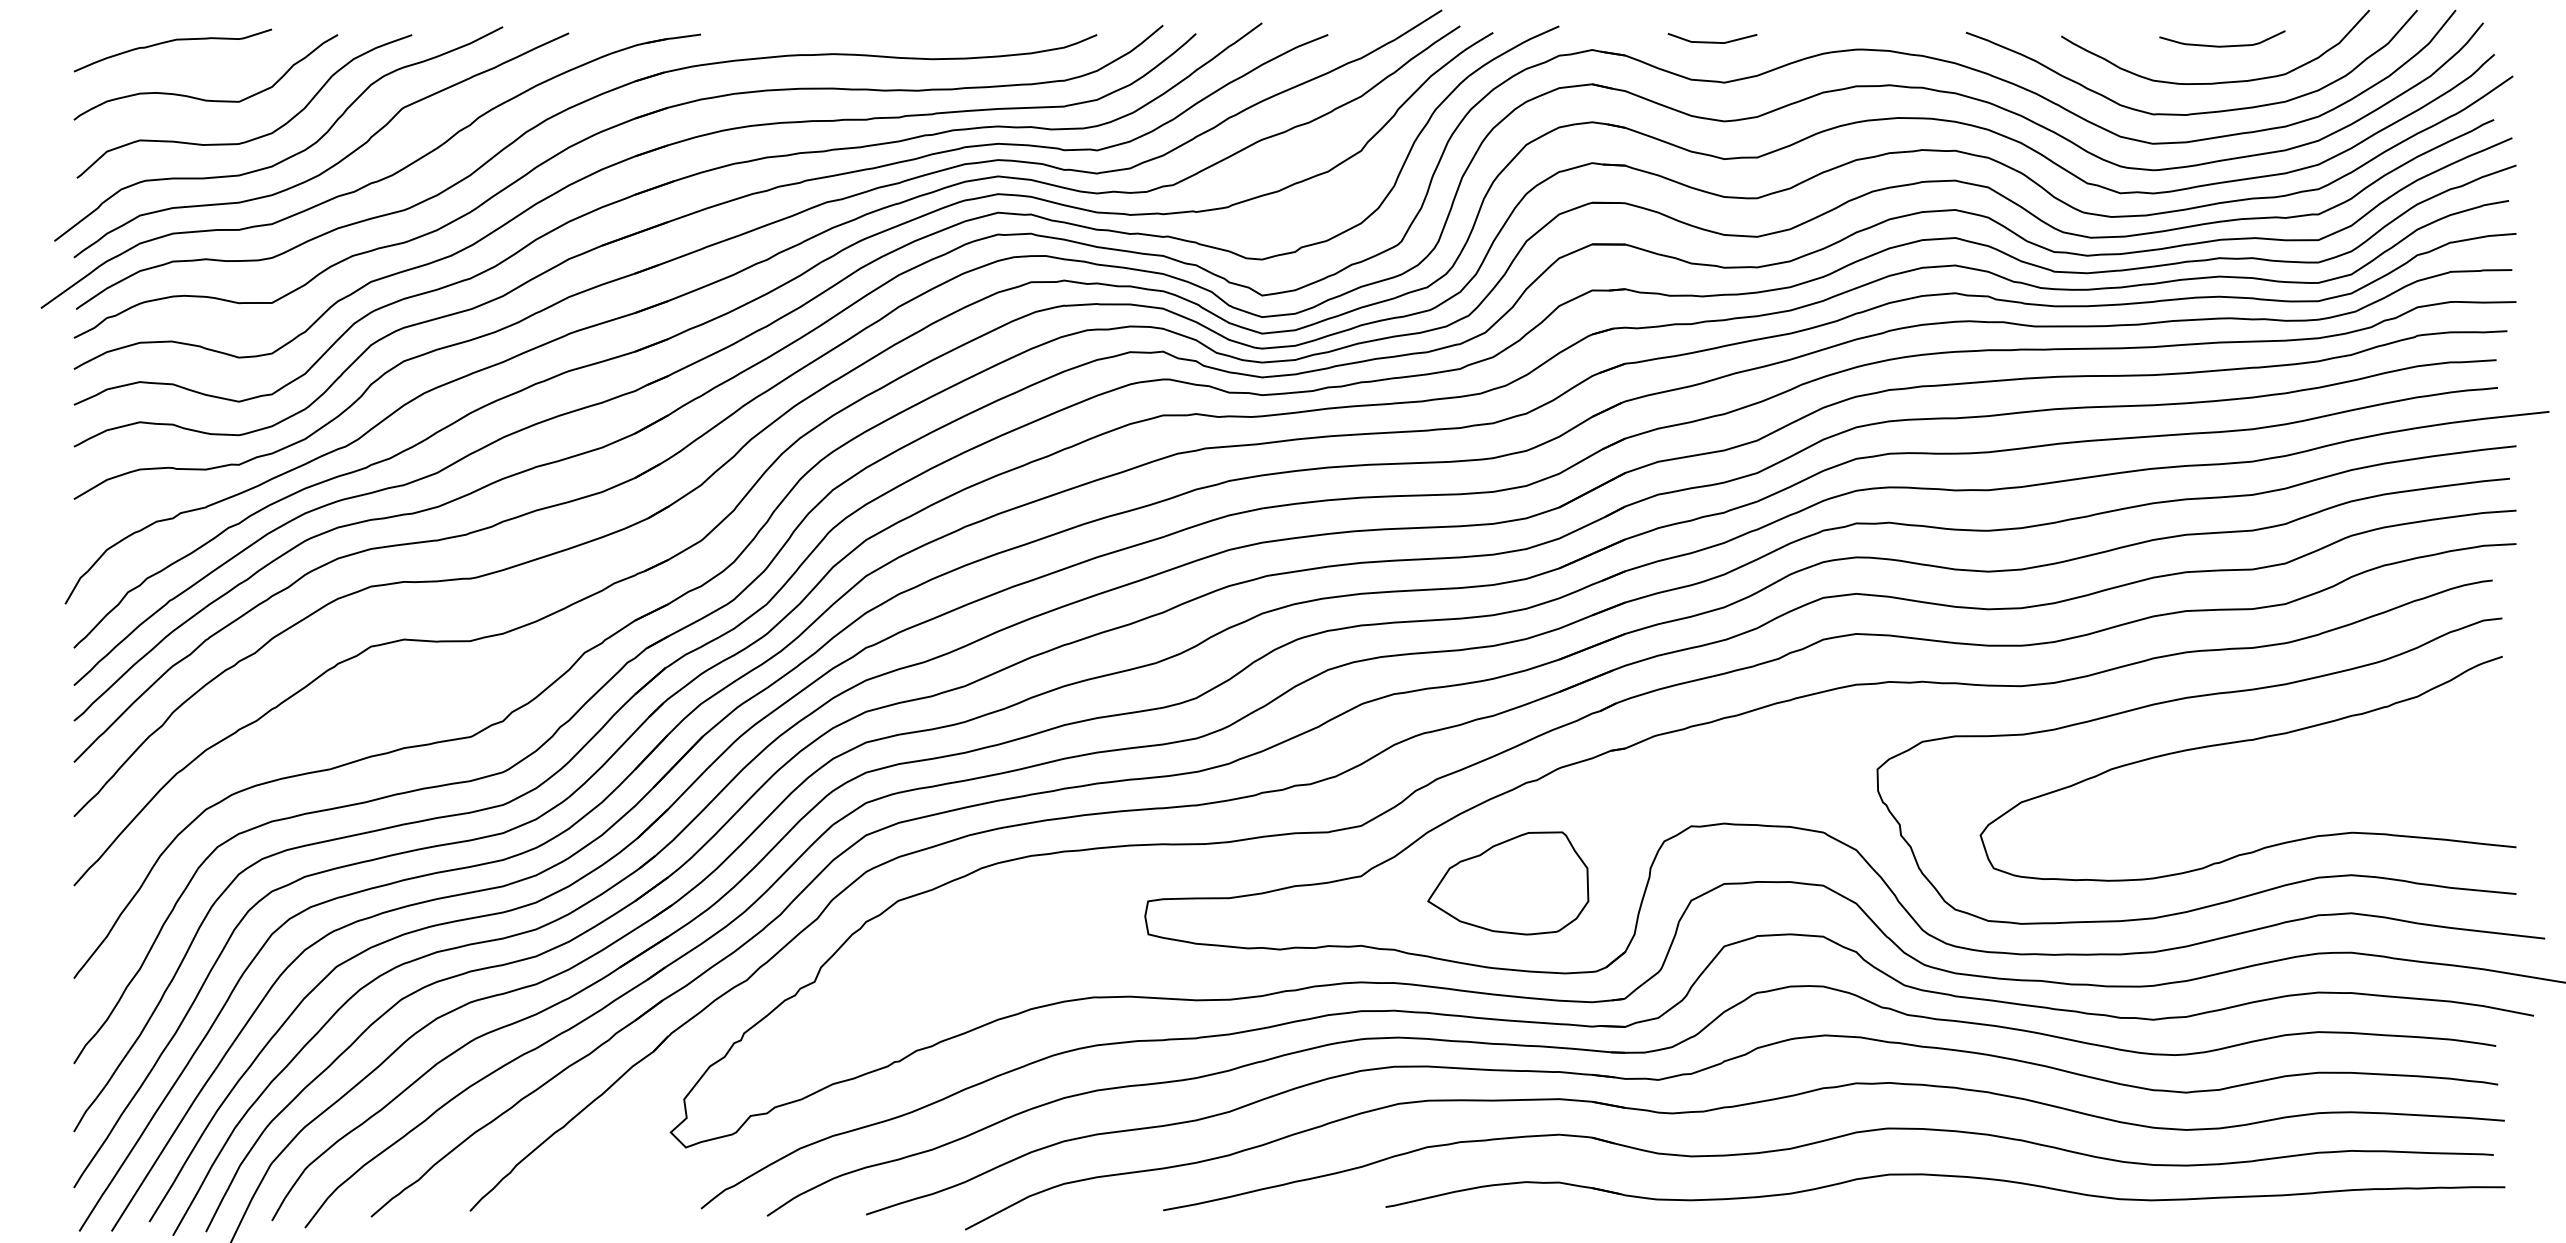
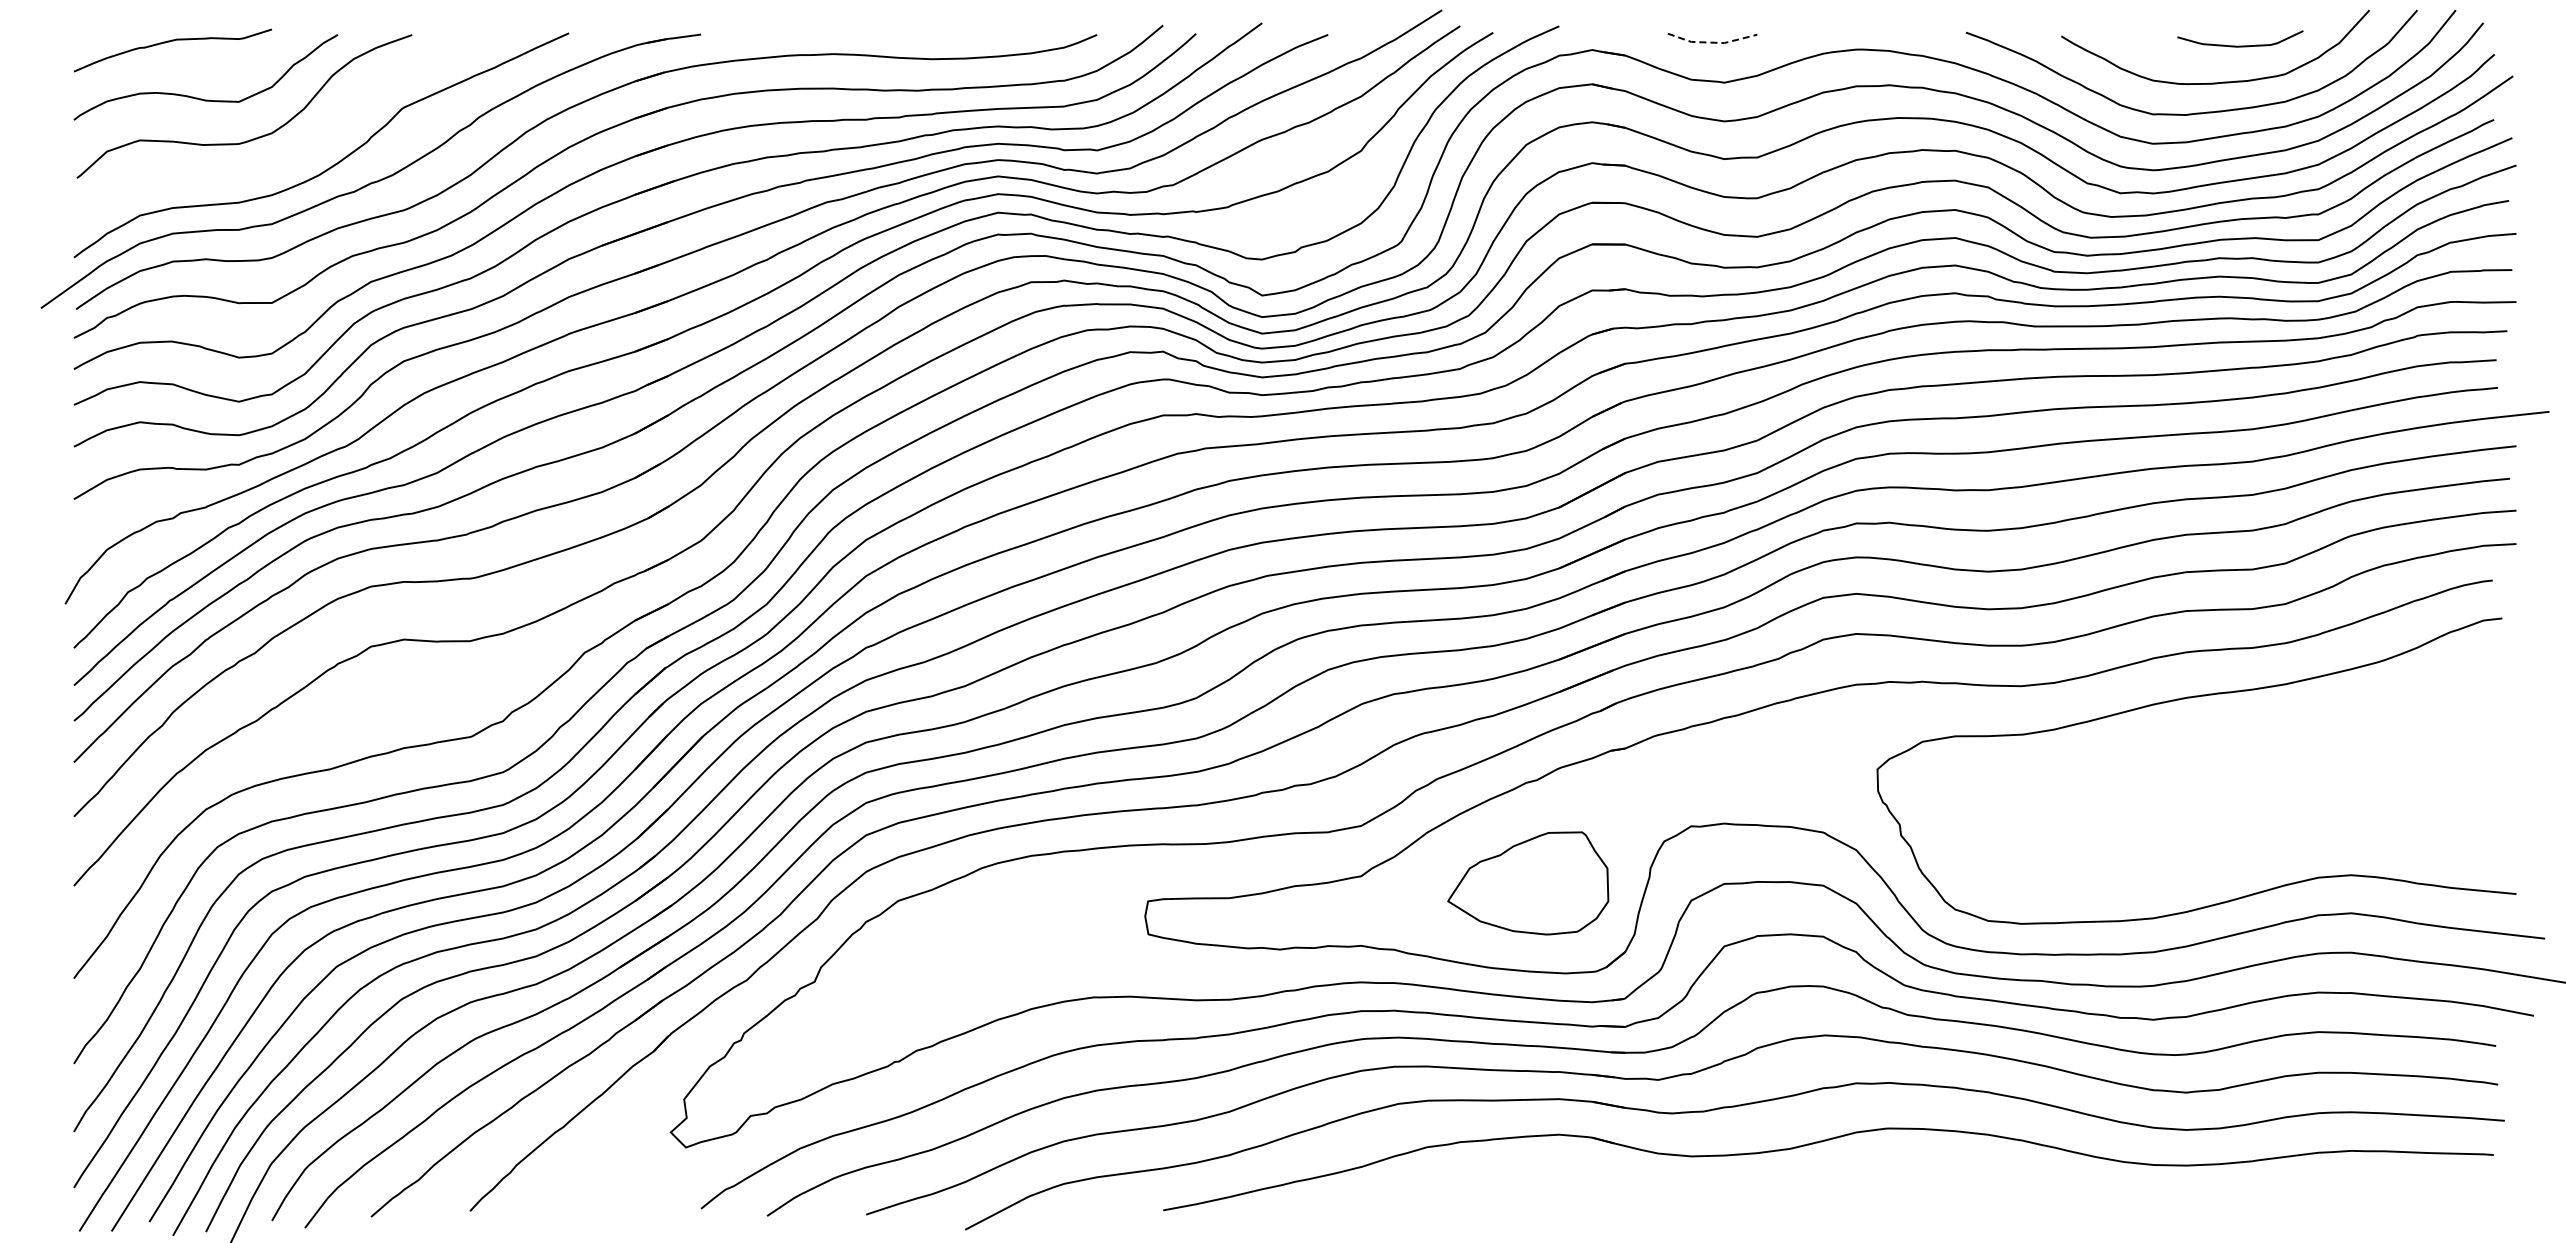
line: solid -> dashed (1712, 42)
curve position: (2222, 45) -> (2240, 45) (2240, 45)
curve: present -> none (289, 156)
curve: present -> none (2242, 742)
part position: (1508, 883) -> (1528, 883) (1528, 883)
part: present -> none (1945, 1176)
